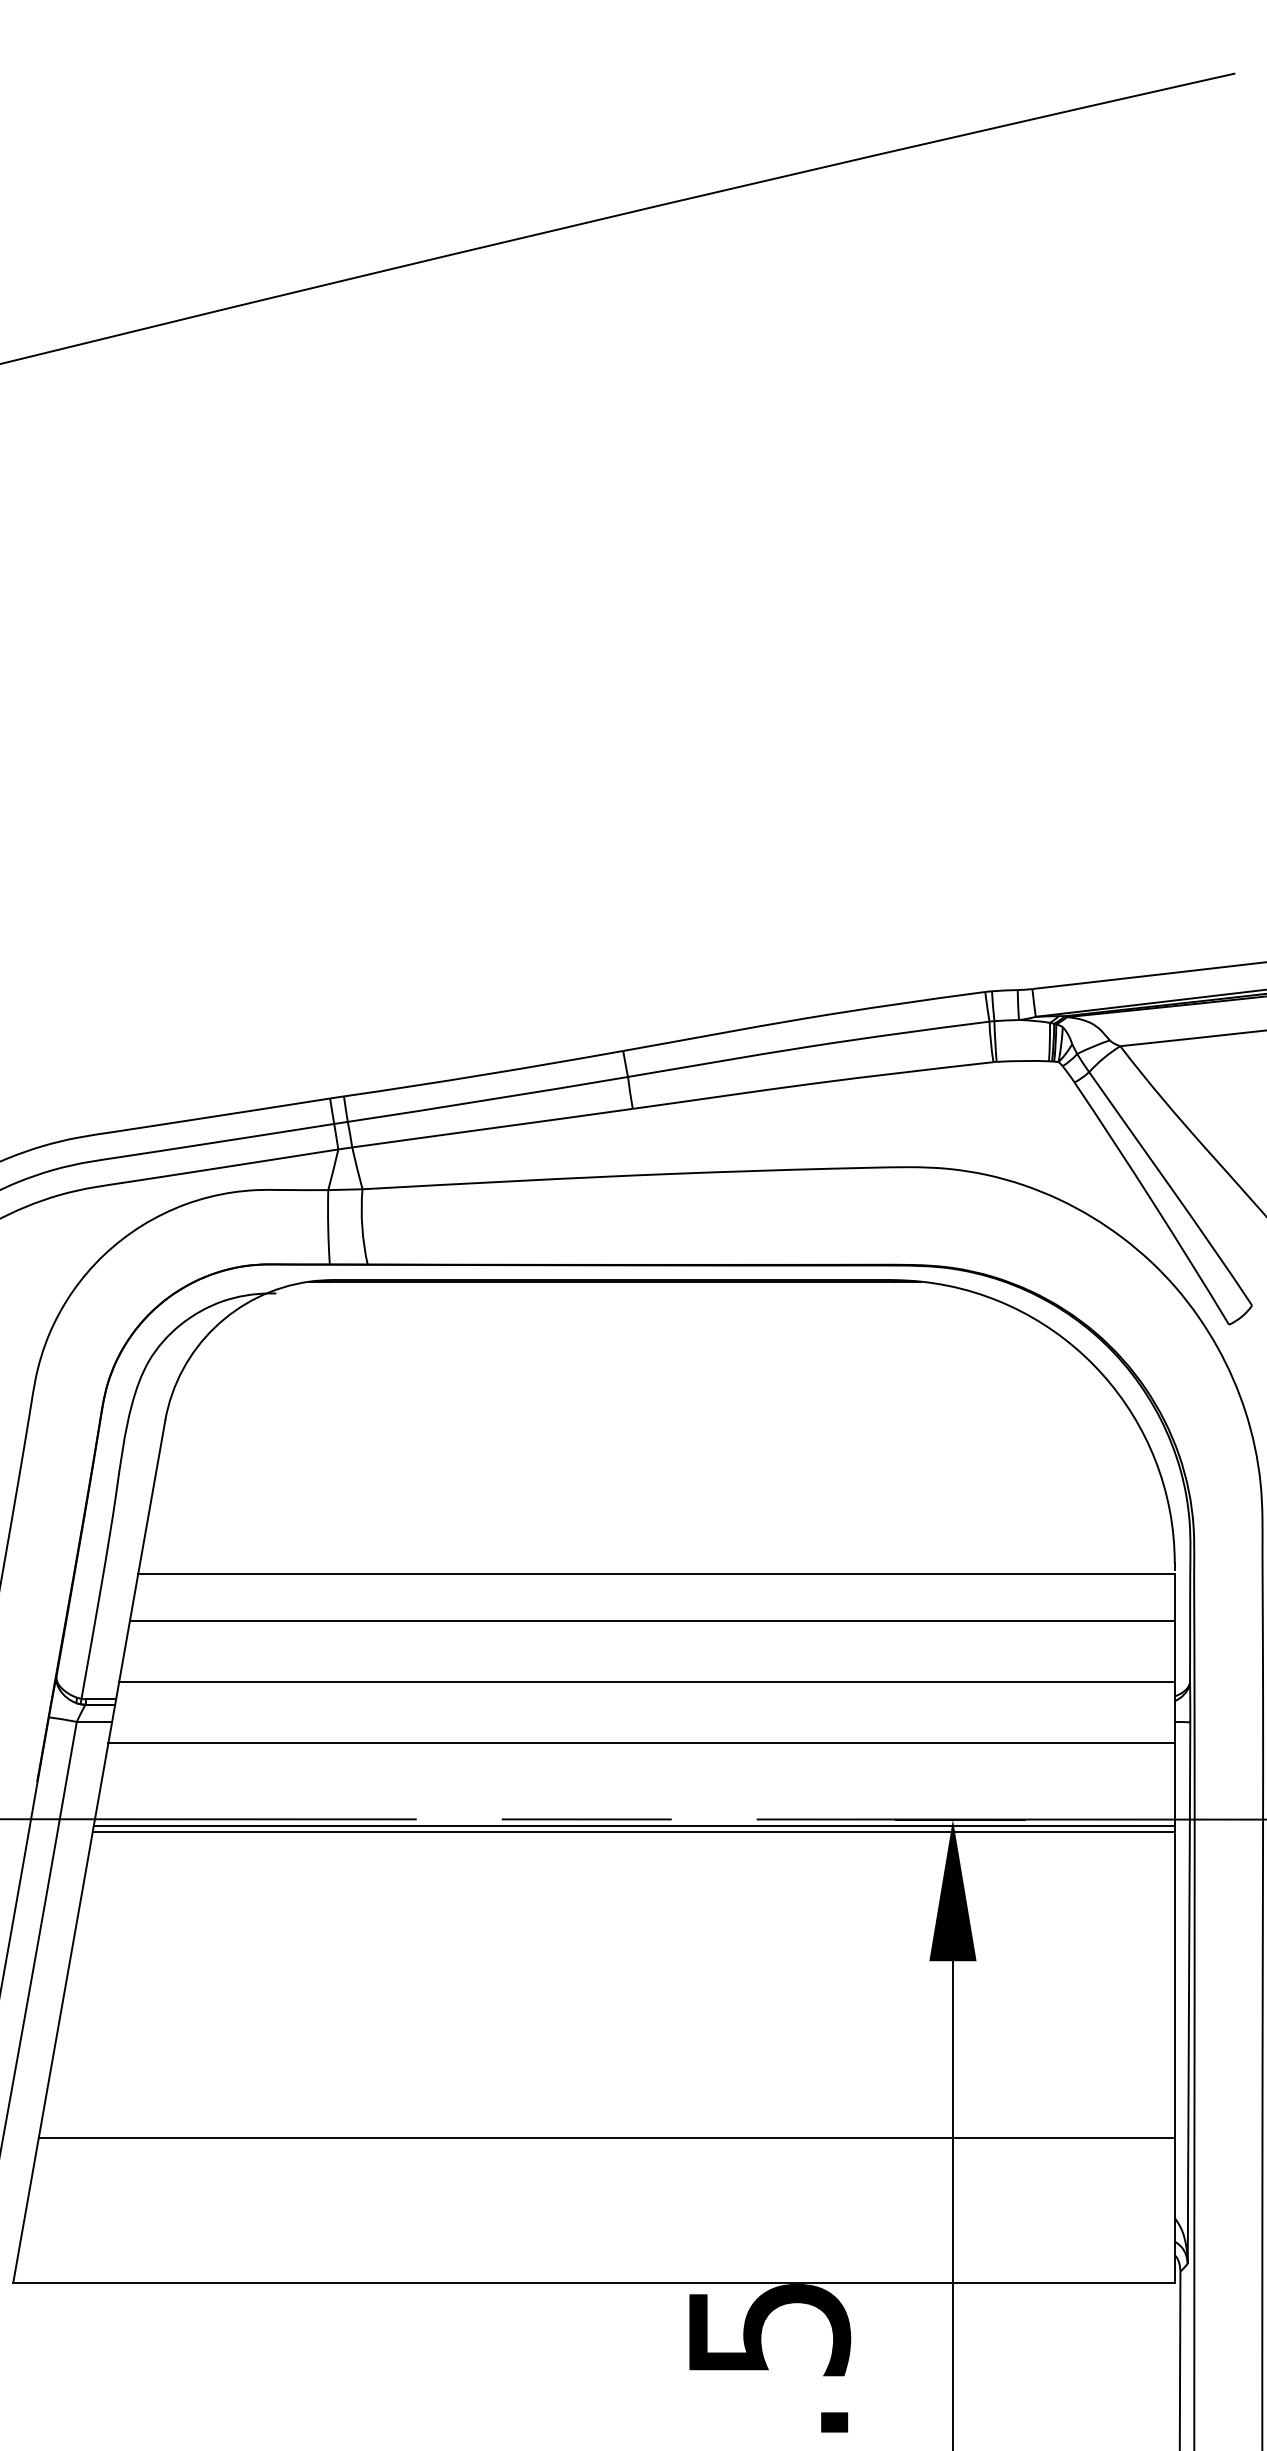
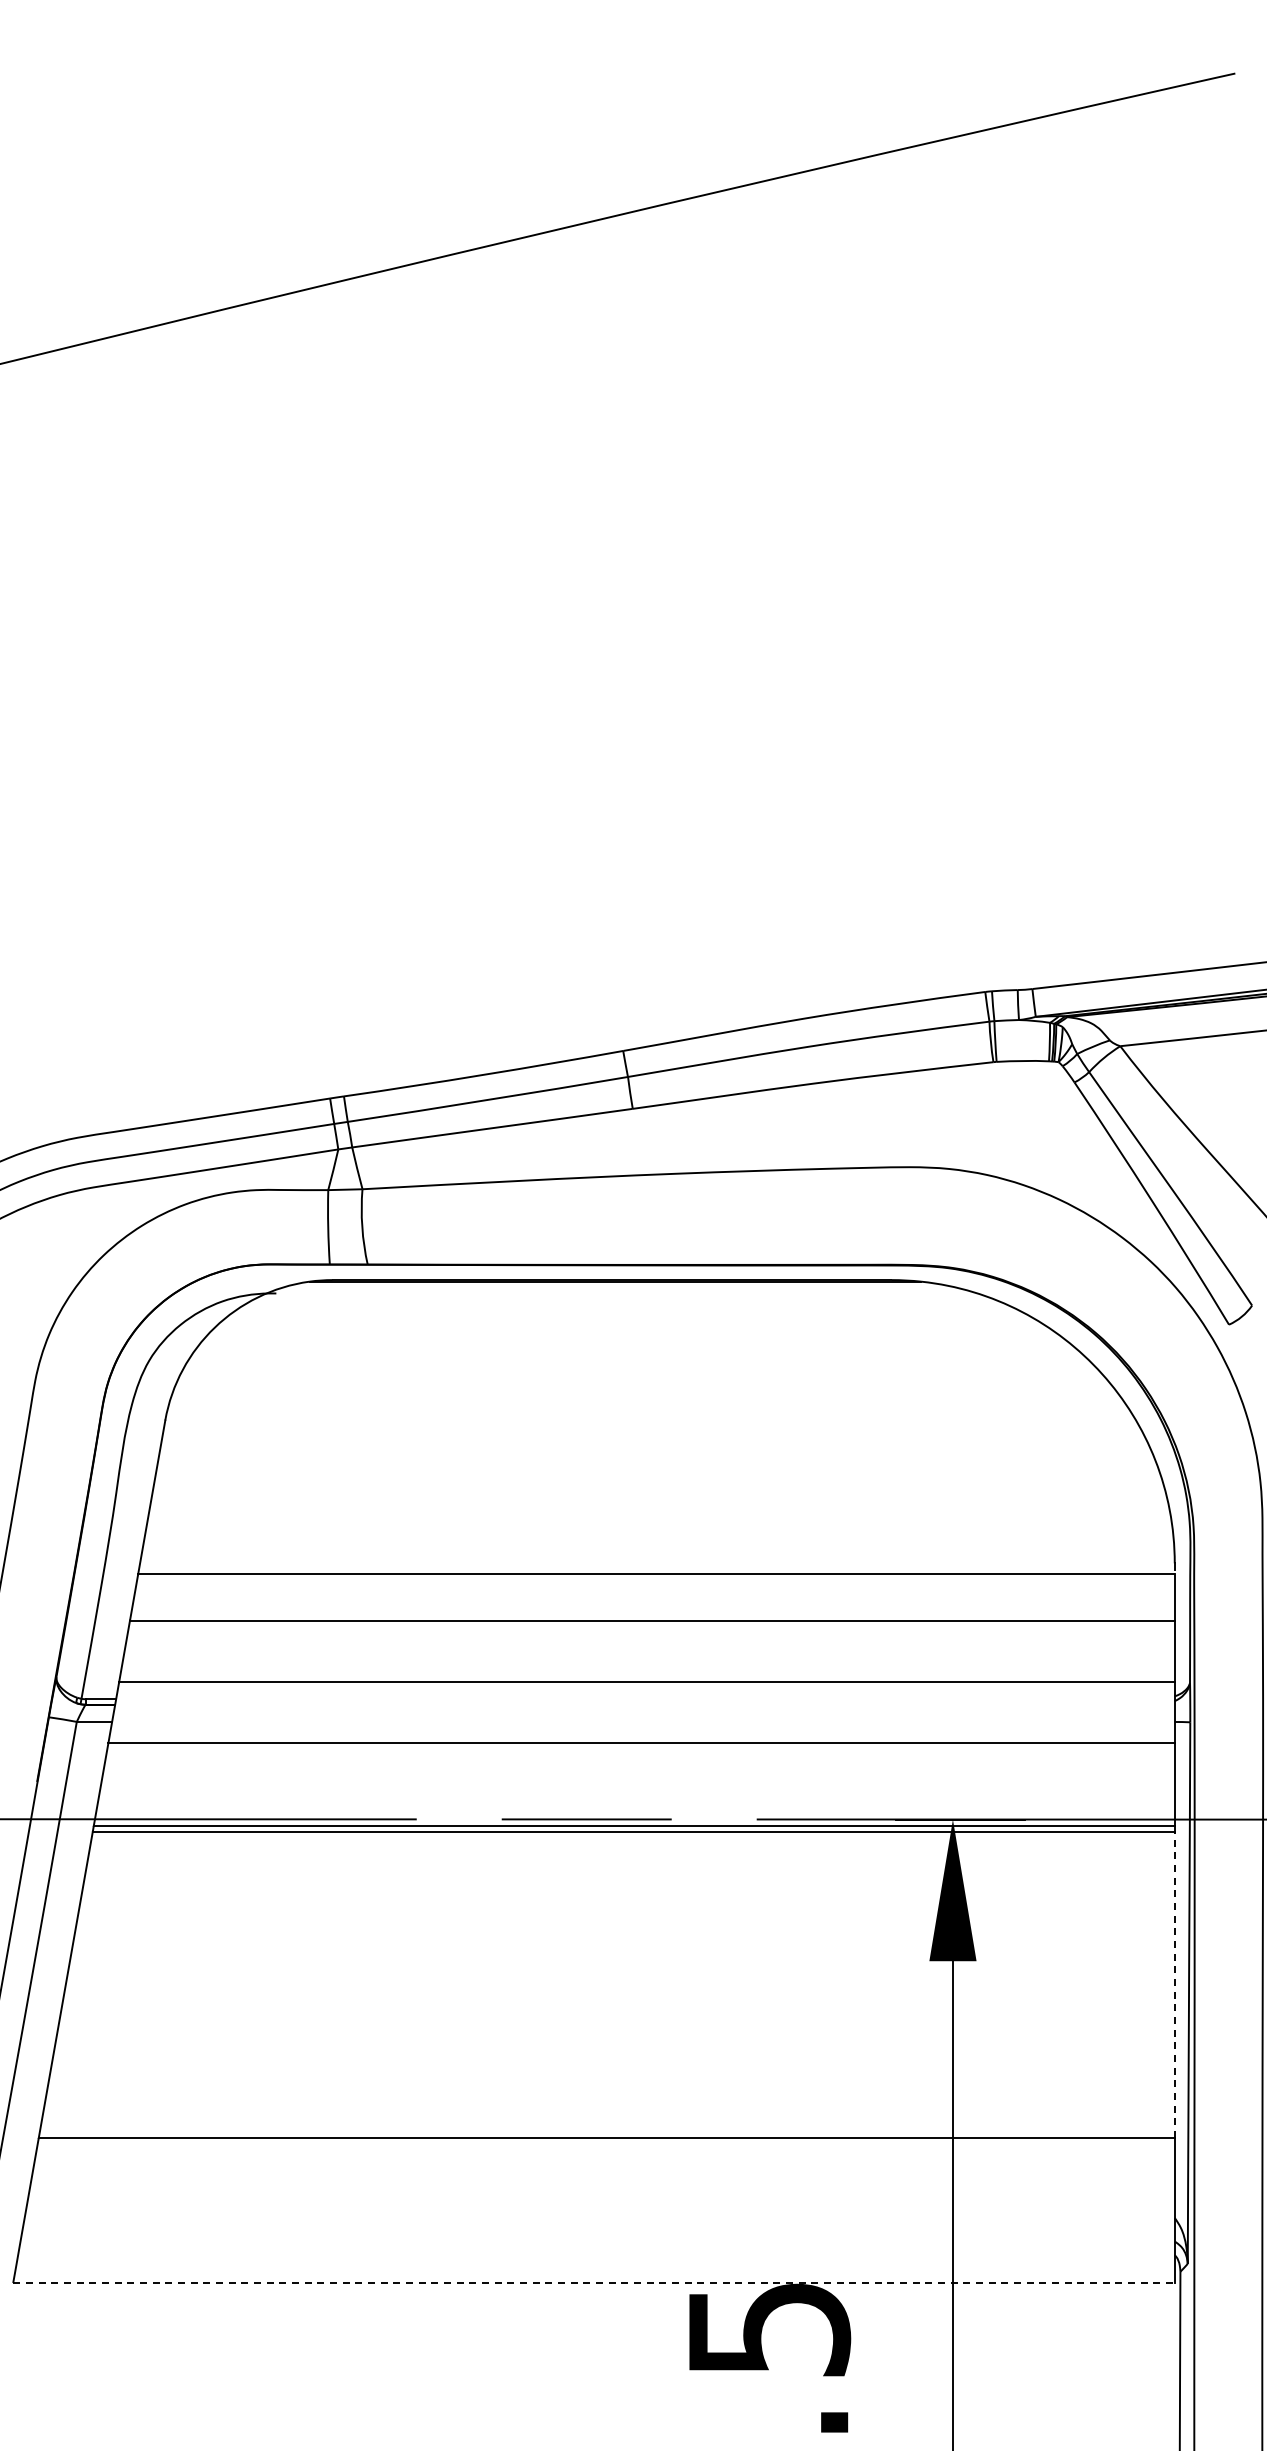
line: solid -> dashed (1174, 1984)
line: solid -> dashed (593, 2282)
